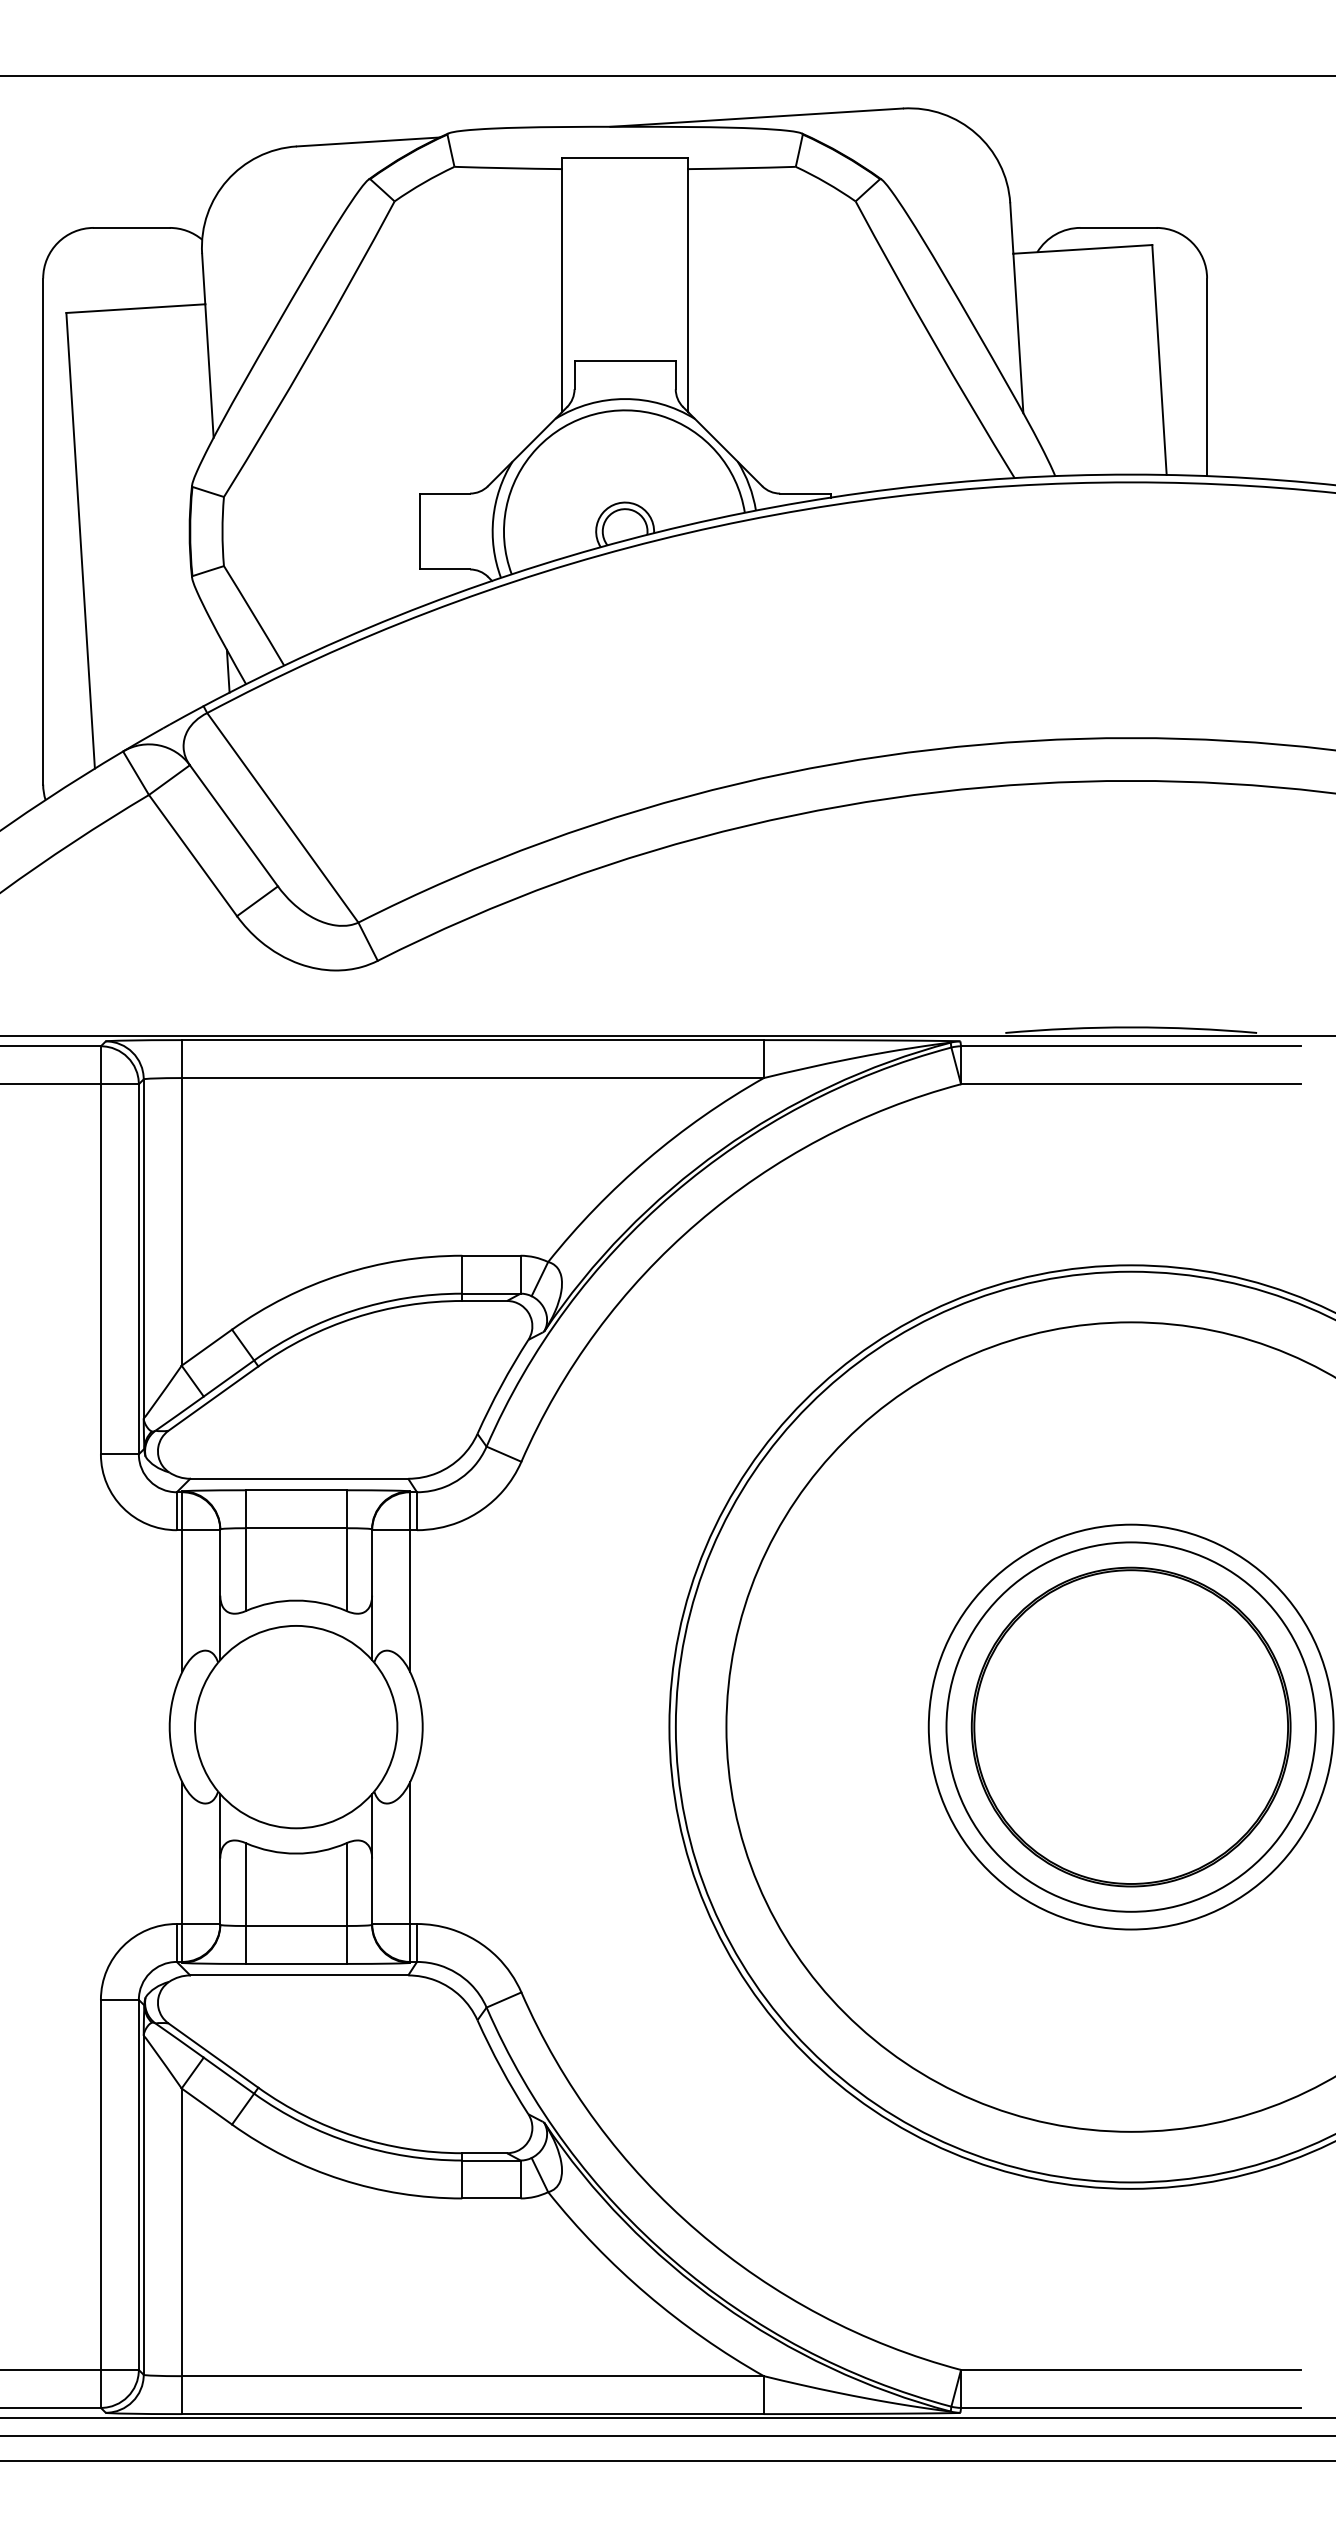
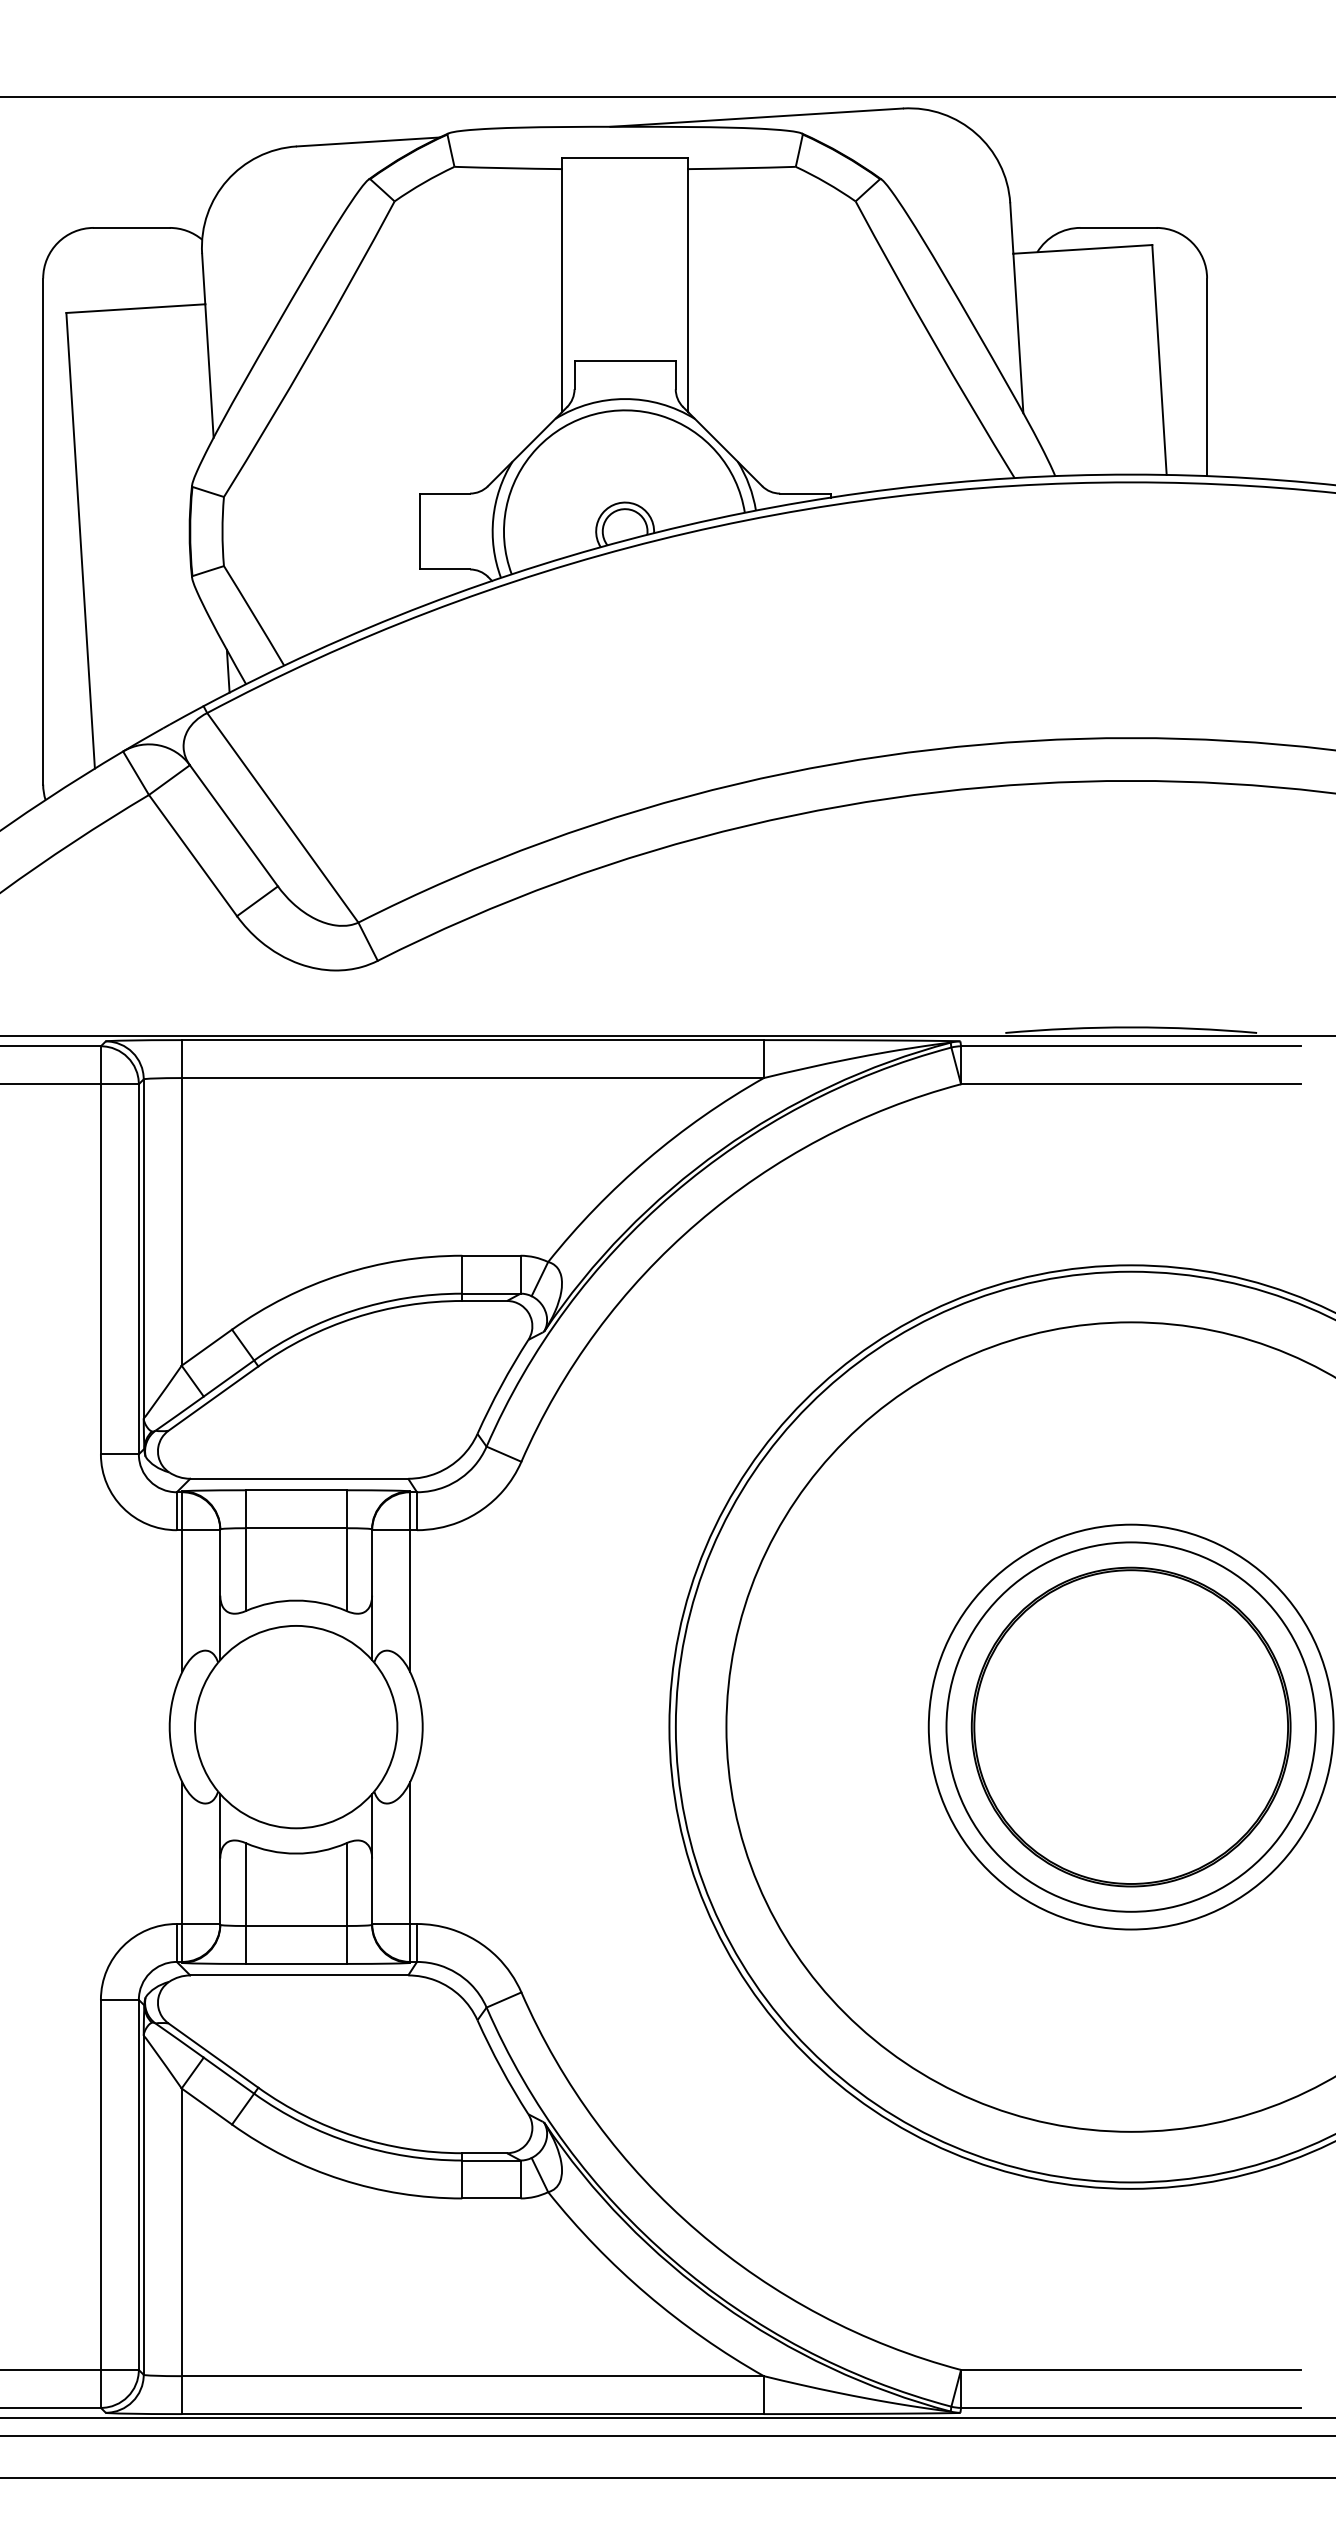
line position: (667, 76) -> (667, 97) (667, 97)
line position: (667, 2460) -> (667, 2477) (667, 2477)
